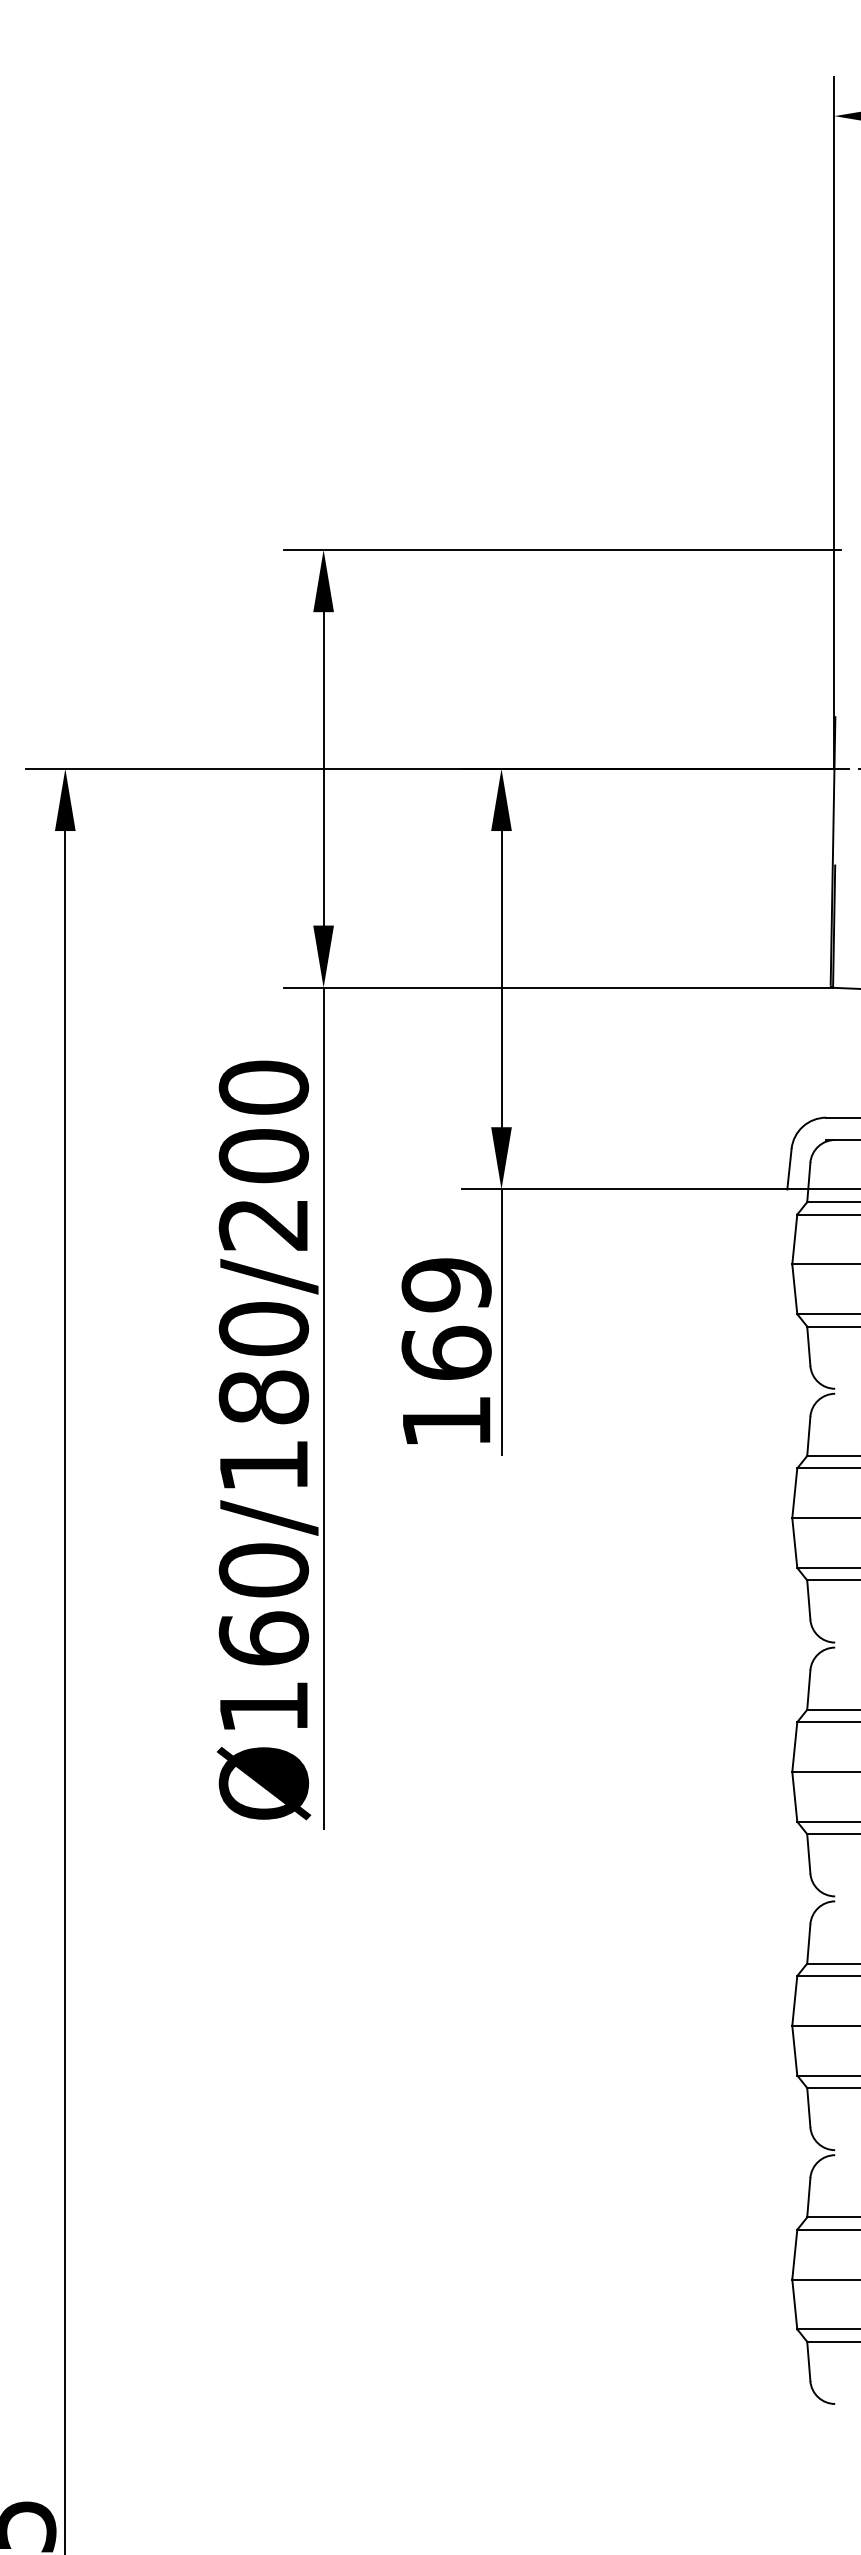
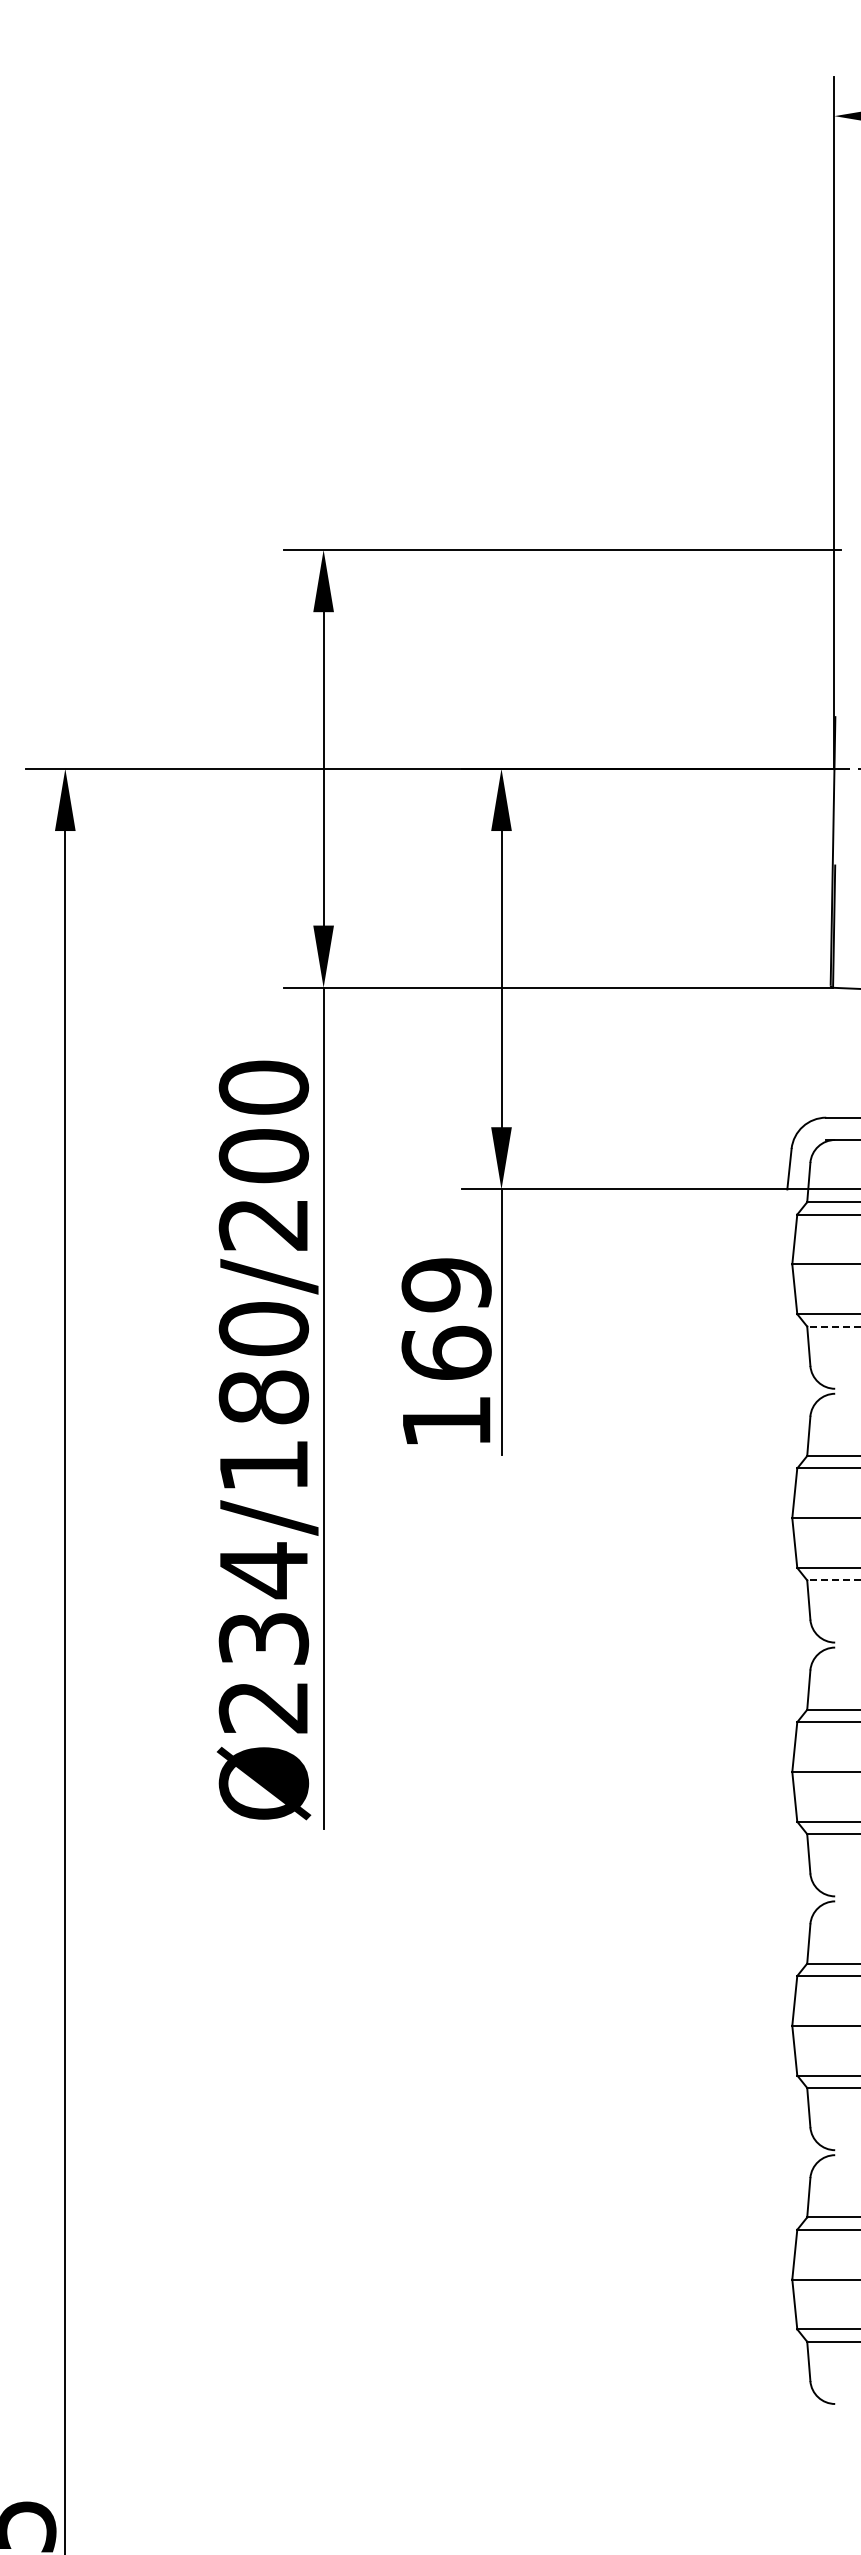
line: solid -> dashed (833, 1326)
line: solid -> dashed (833, 1580)
text: Ø160/180/200 -> Ø234/180/200 (263, 1637)
